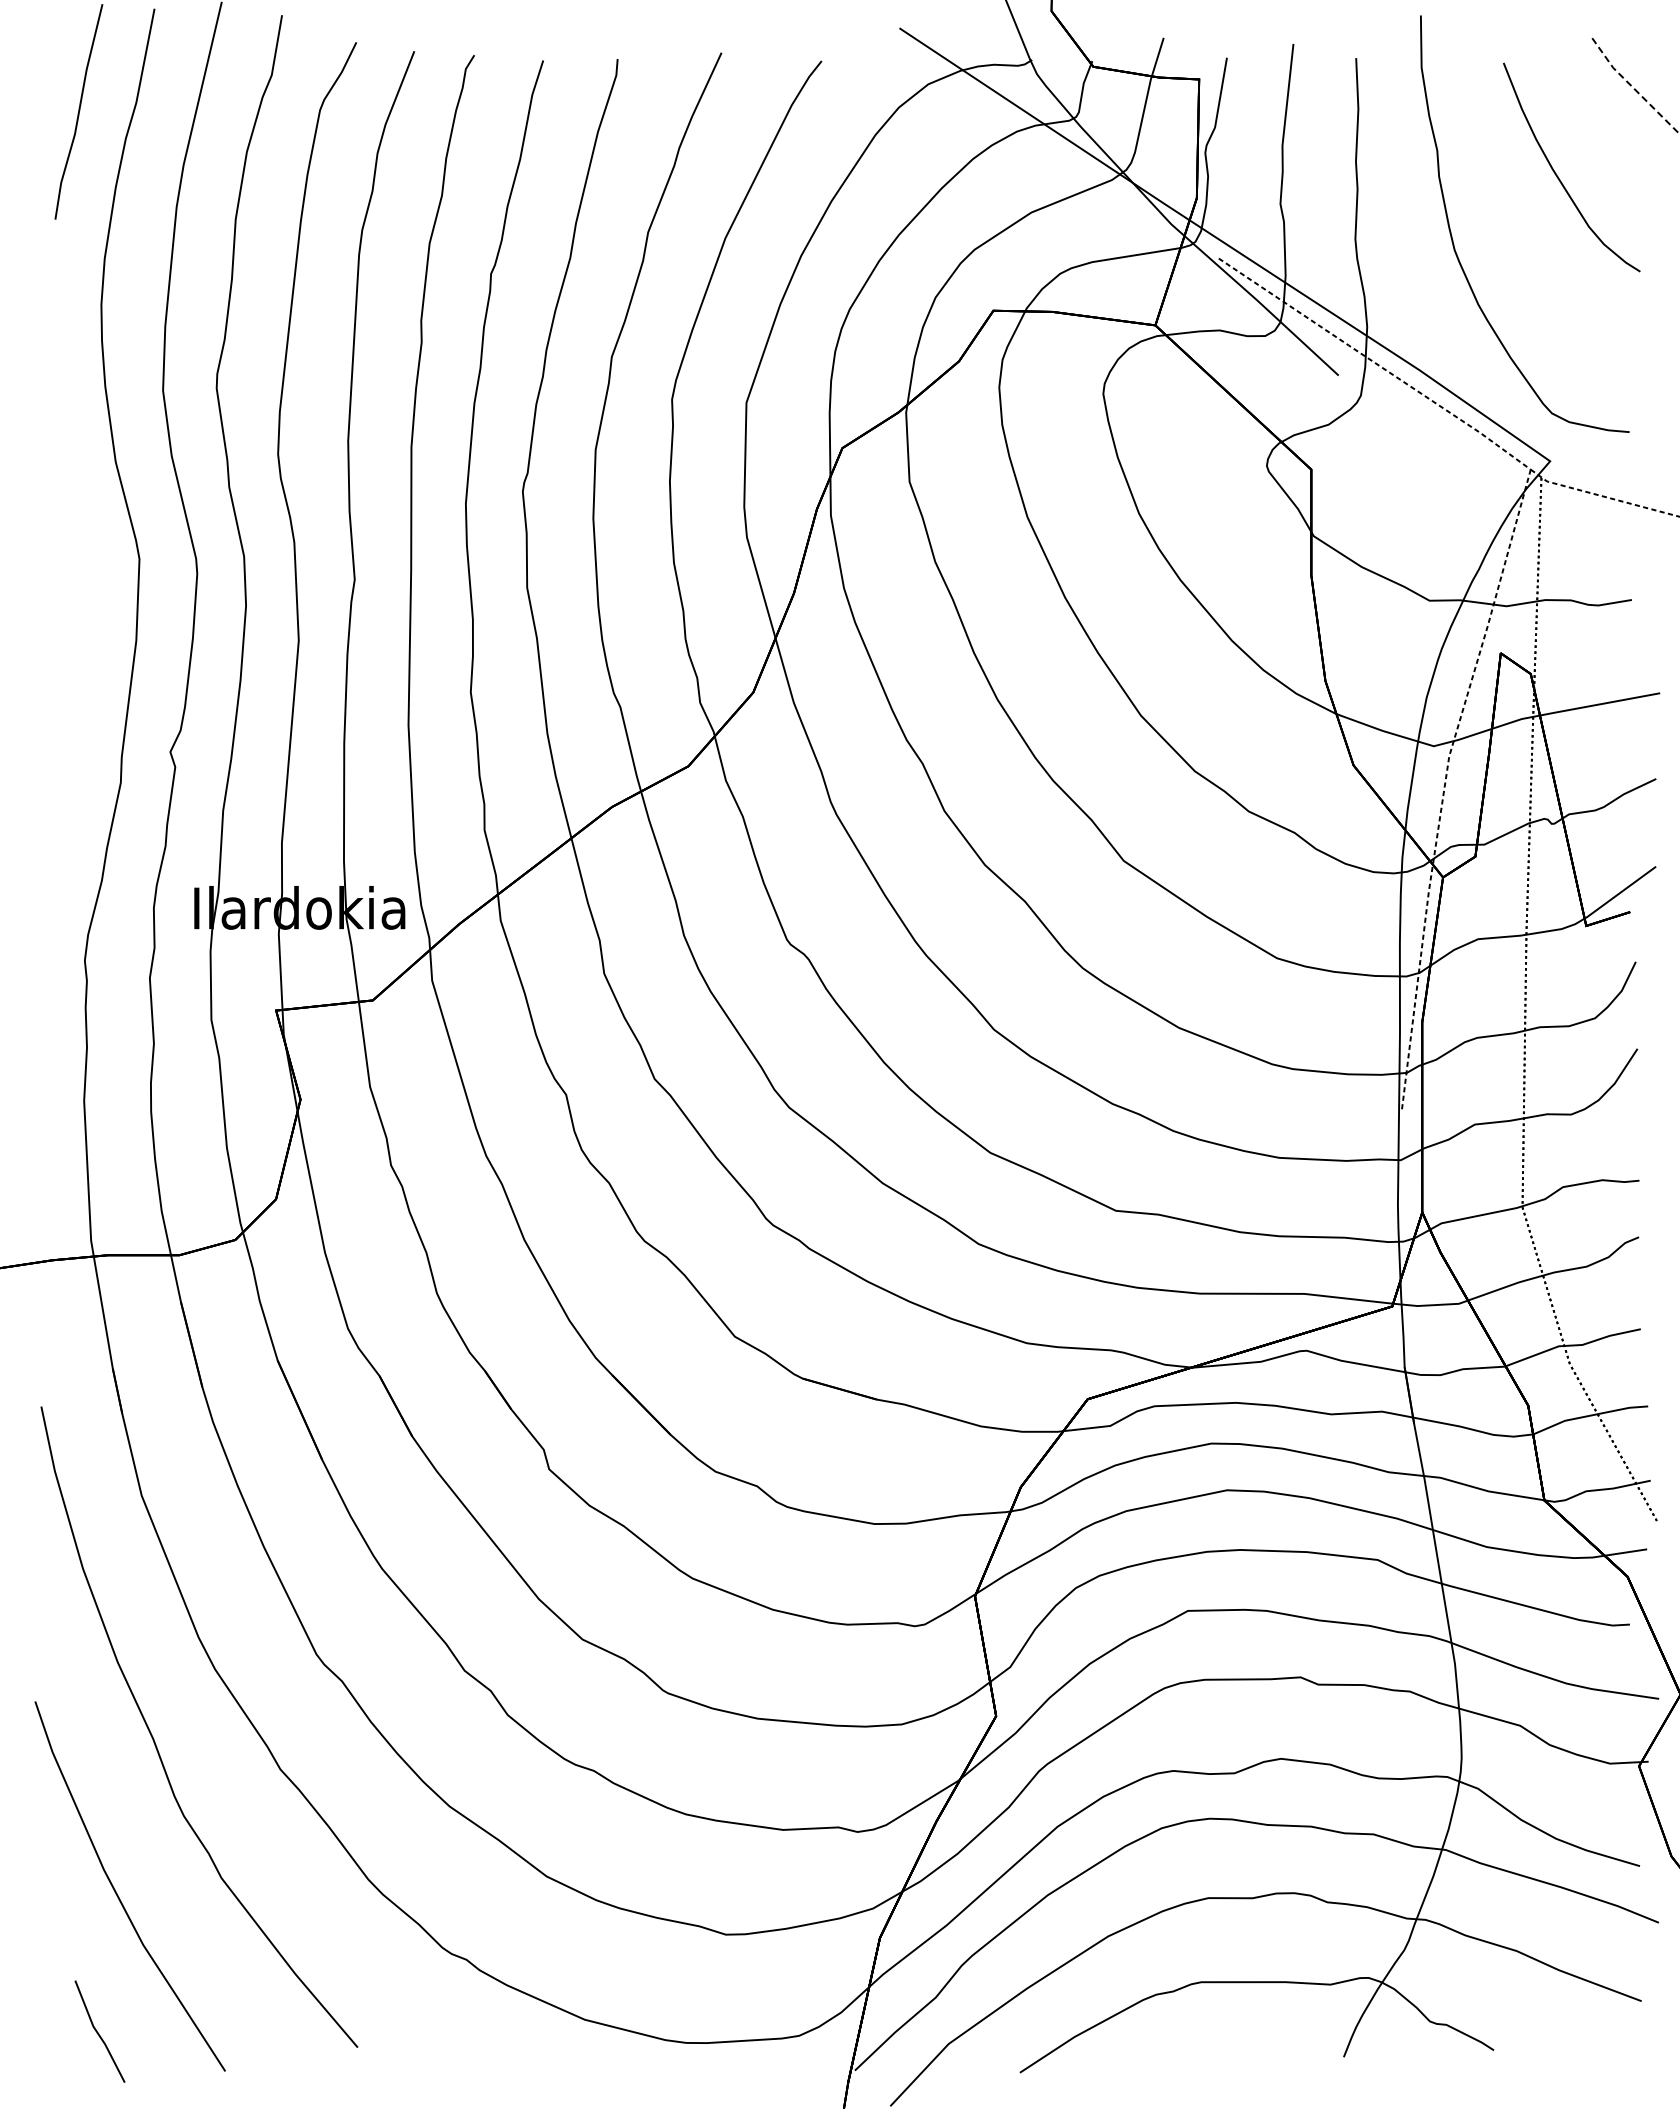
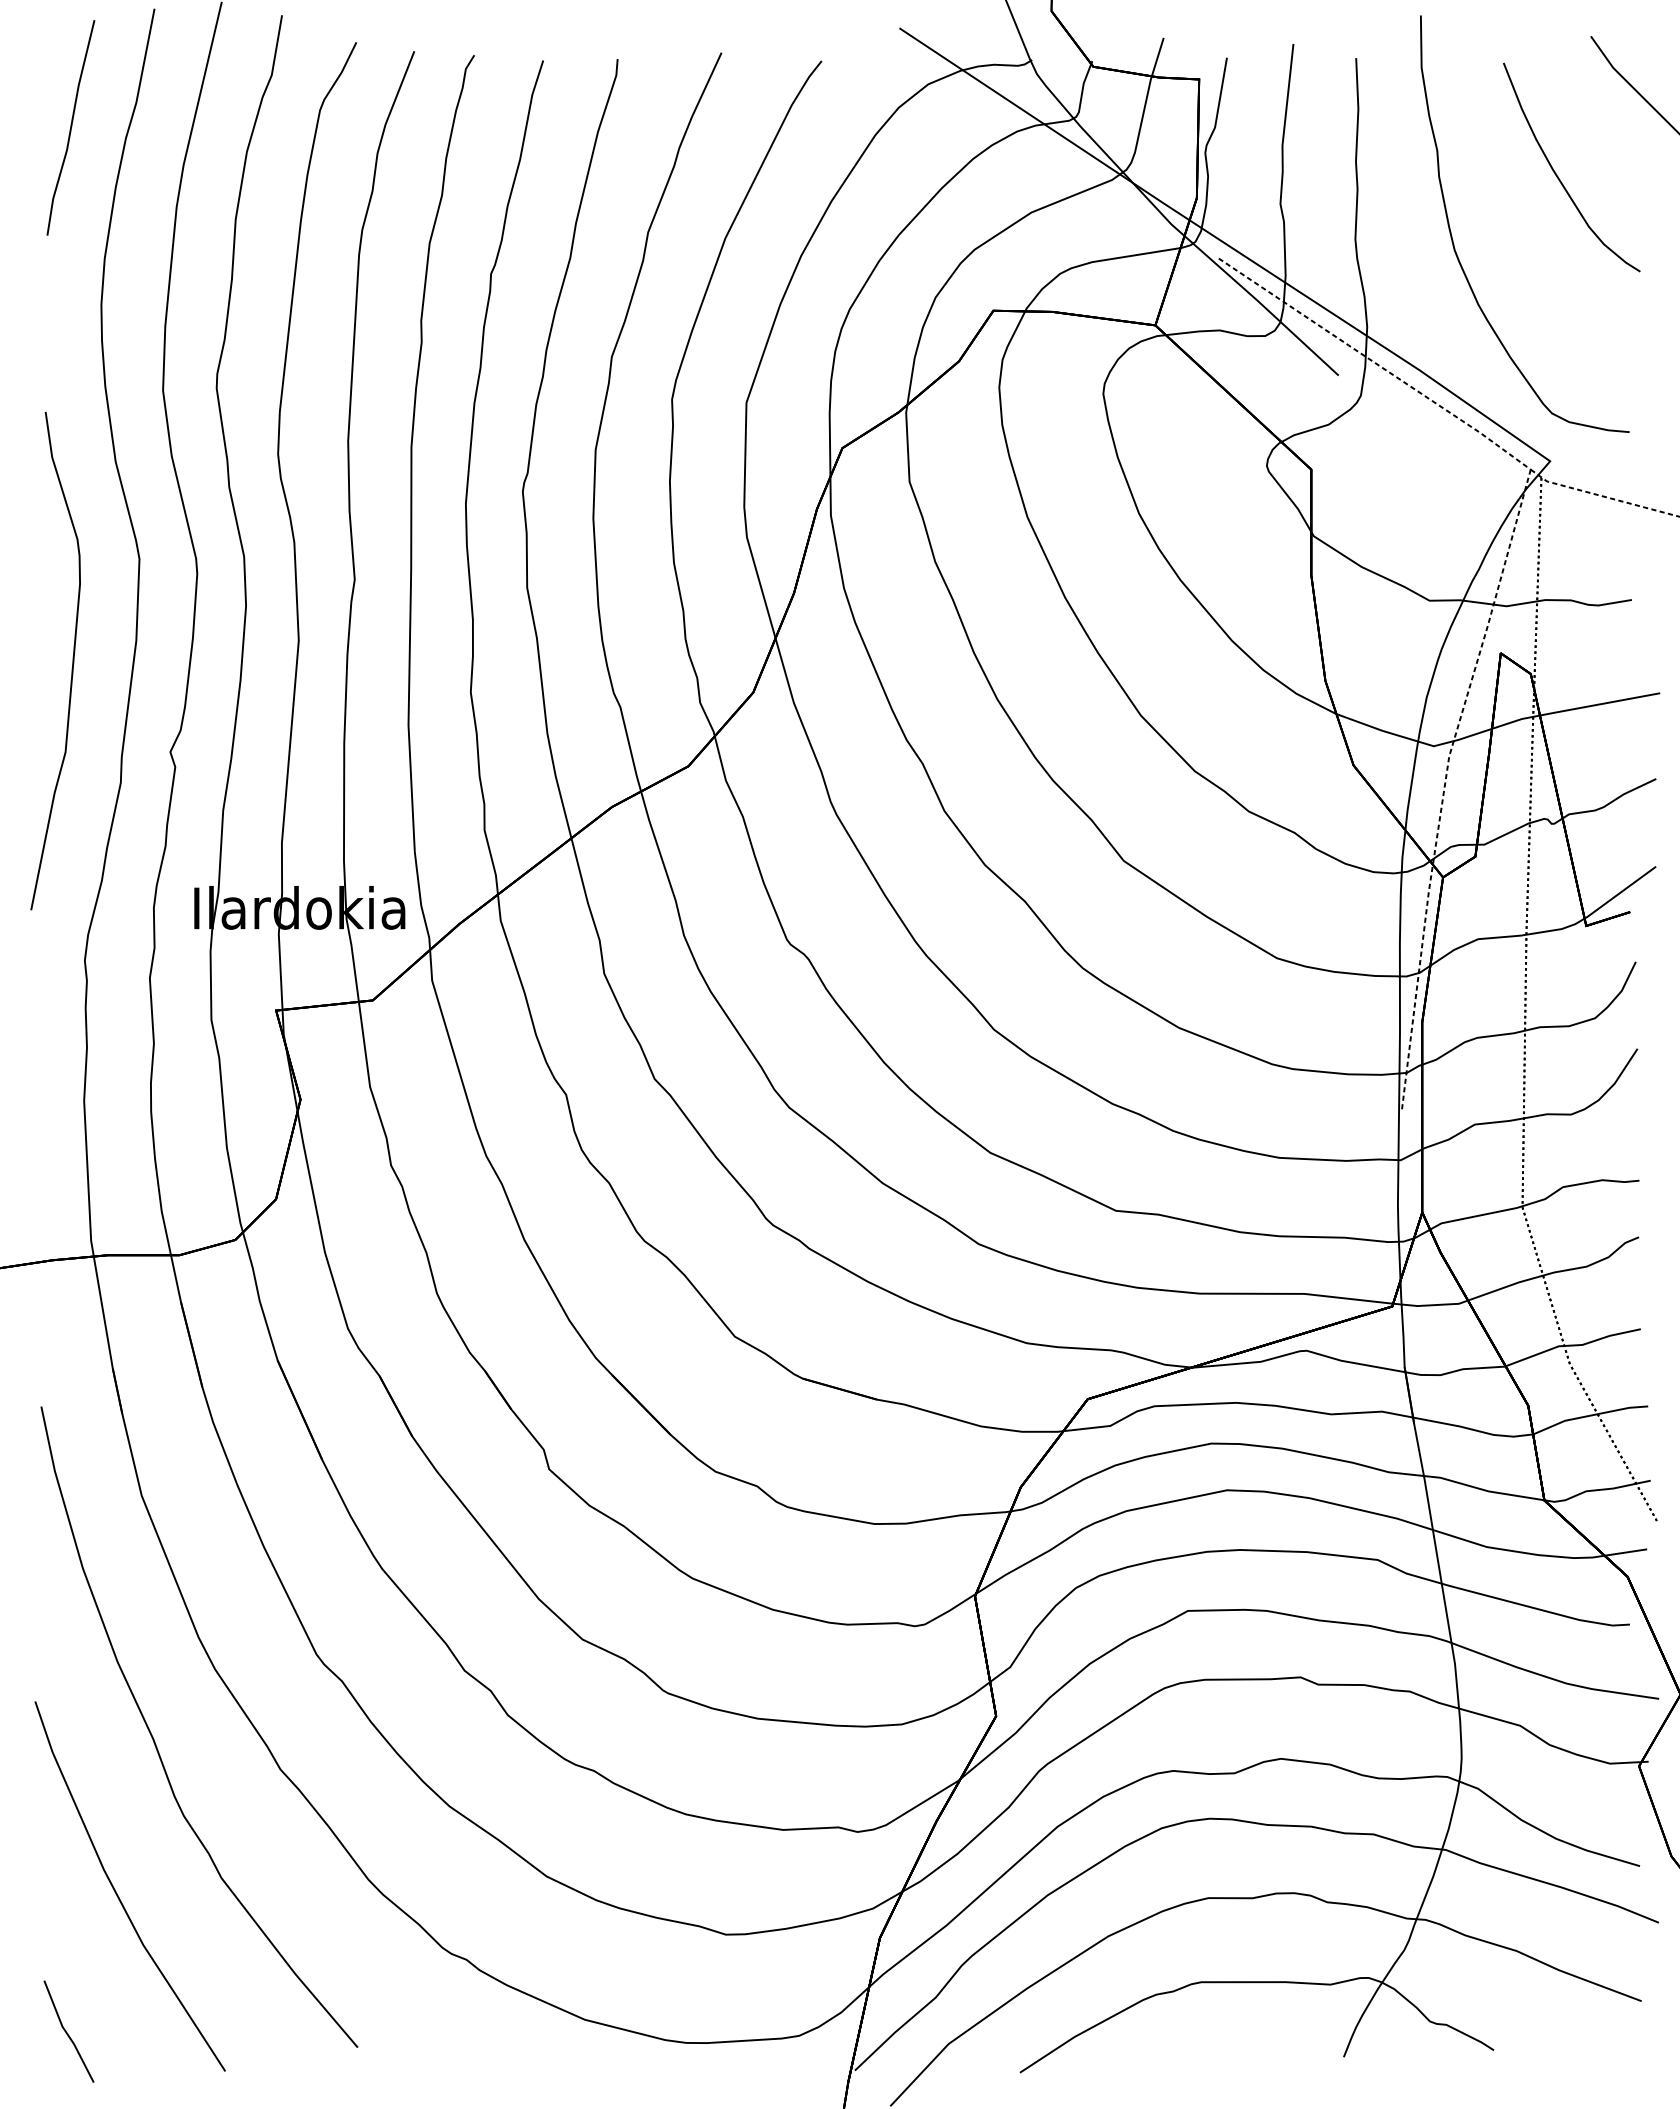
line: dashed -> solid (1632, 86)
line position: (78, 111) -> (70, 127) (70, 127)
curve: none -> present (72, 660)
line position: (98, 2032) -> (67, 2032) (67, 2032)
